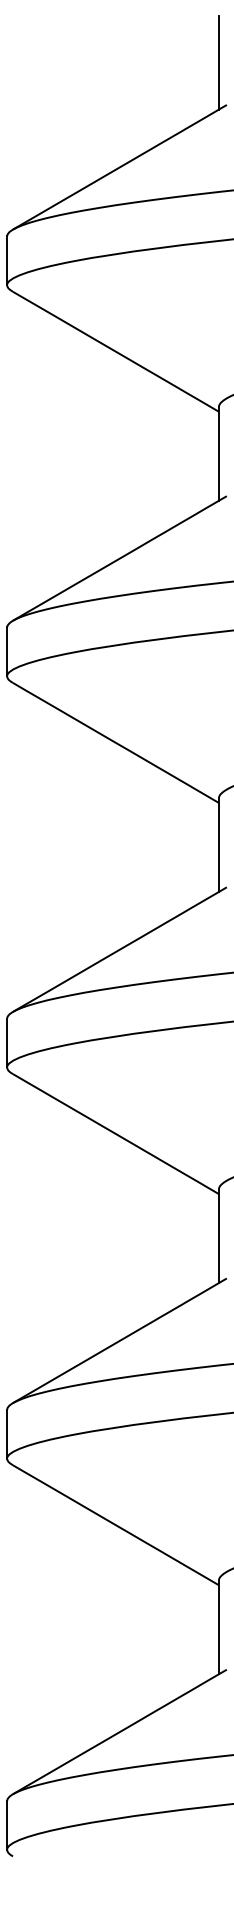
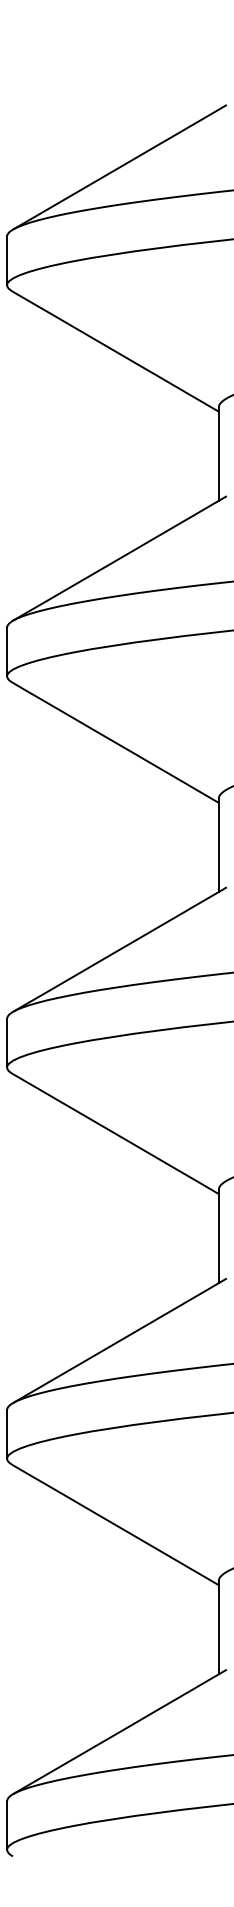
line: present -> none (218, 62)
